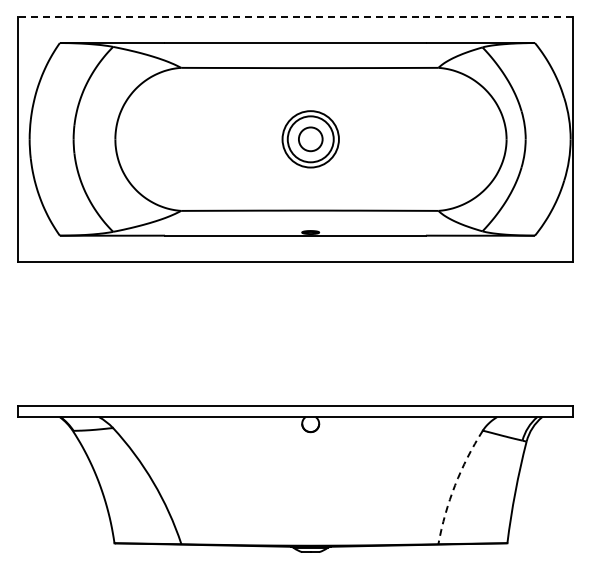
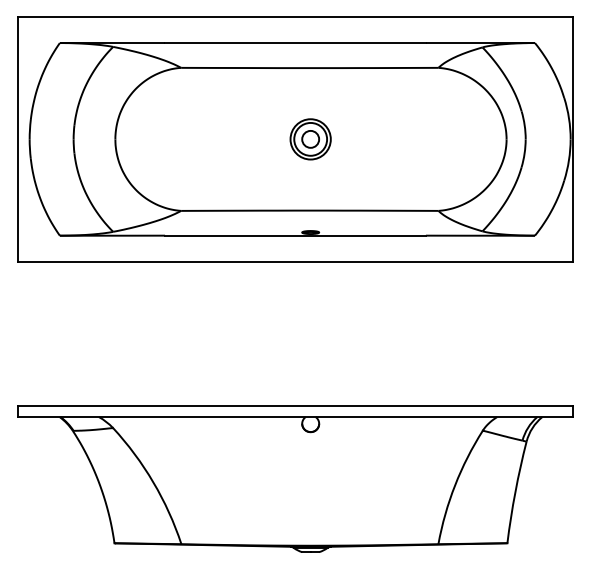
line: dashed -> solid (295, 16)
part size: 59x59 px -> 43x43 px (310, 139)
arc: dashed -> solid (455, 485)
